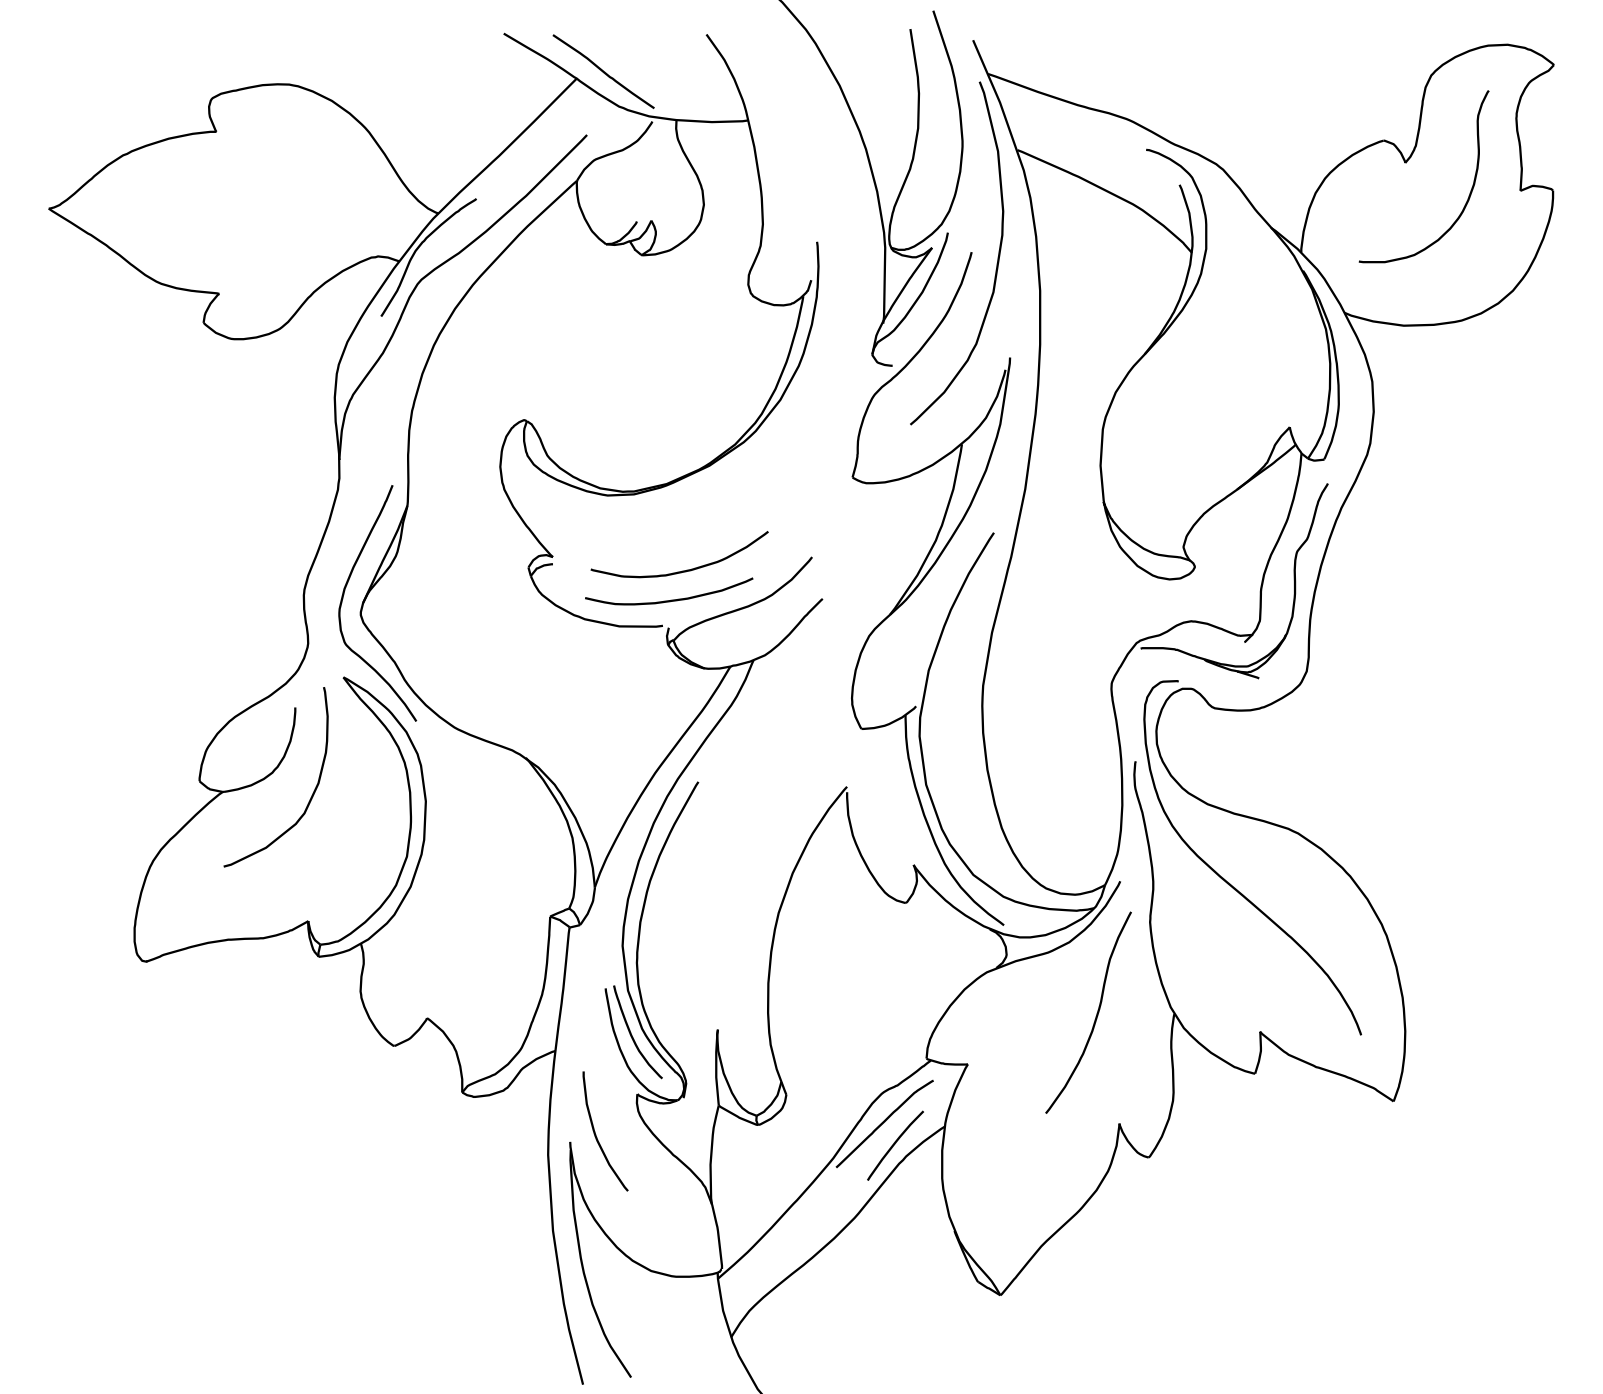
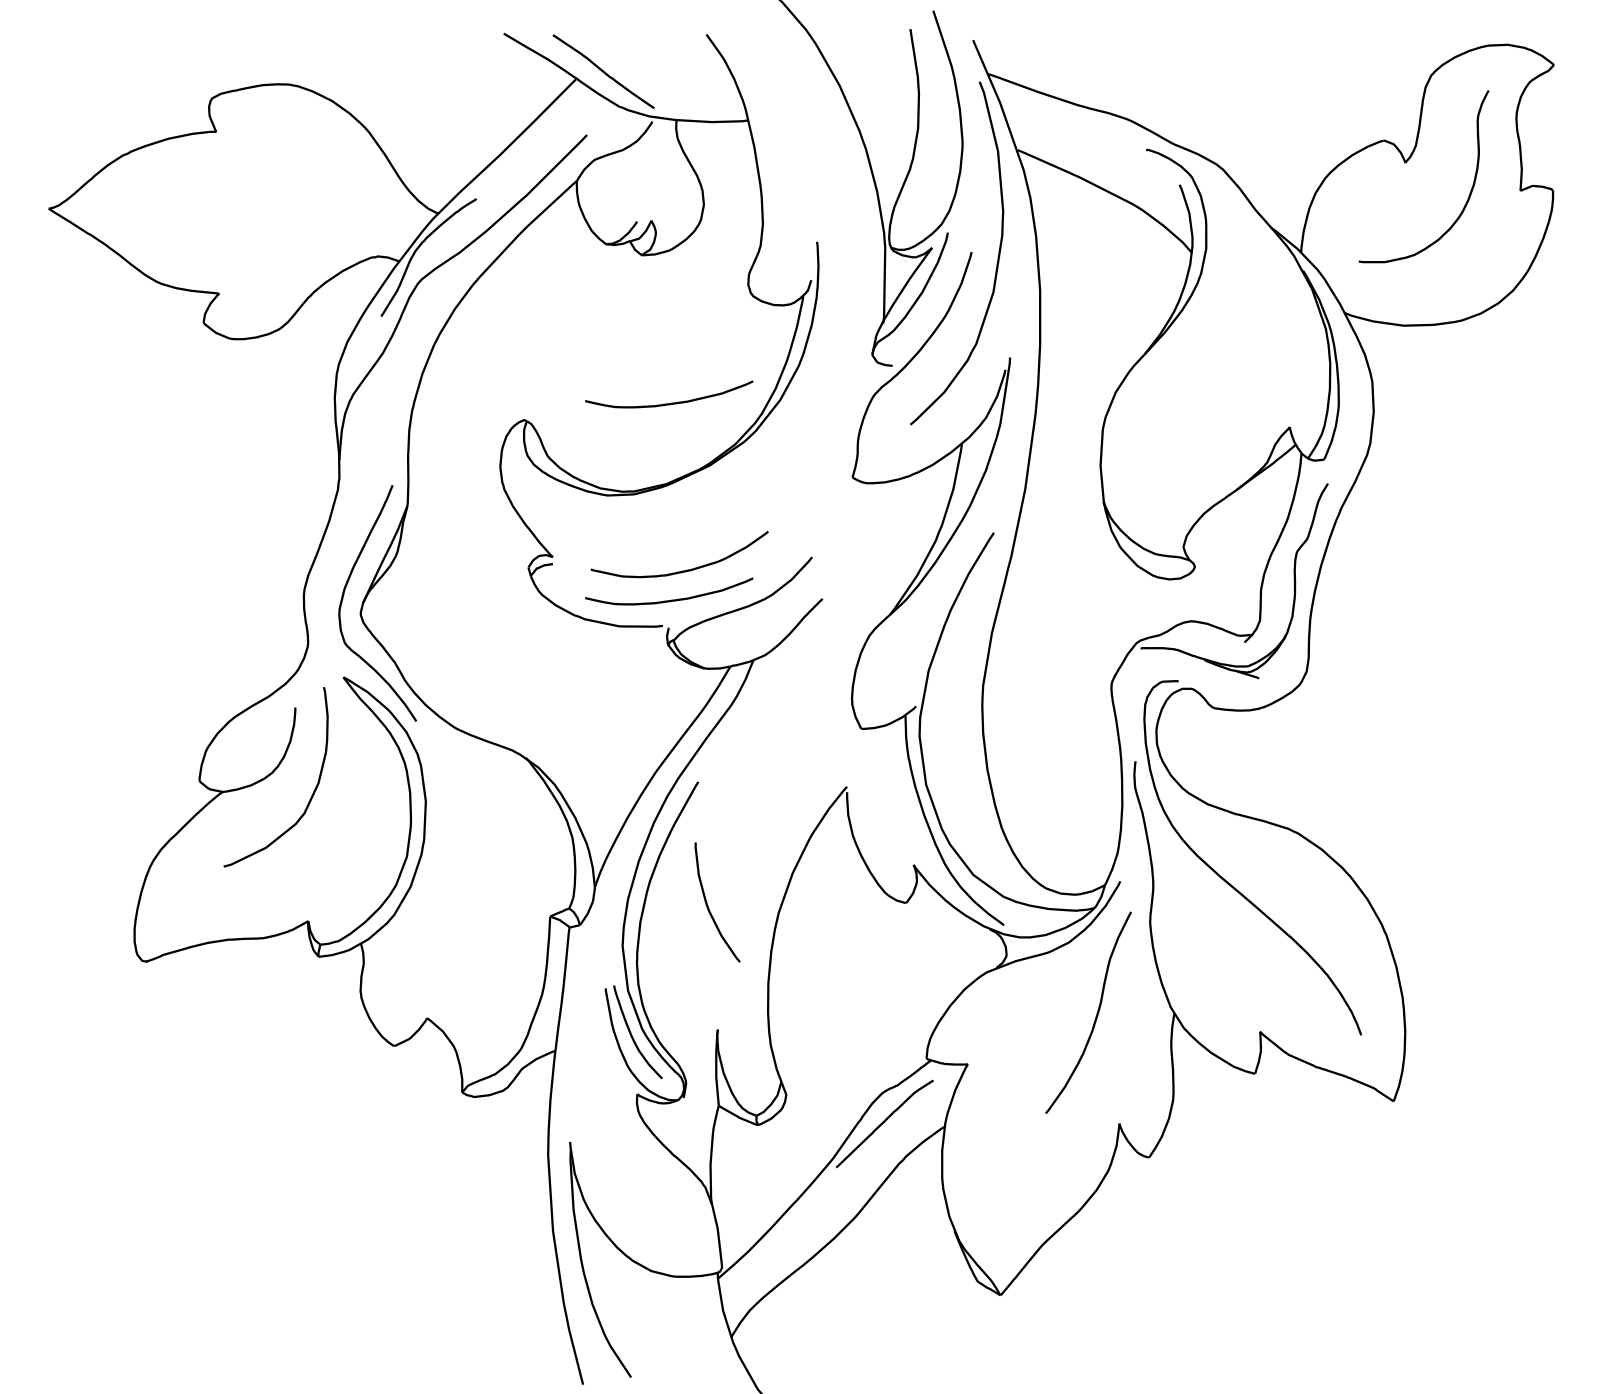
curve: none -> present (671, 402)
curve position: (596, 1134) -> (708, 905) (708, 905)
curve: present -> none (895, 1144)
